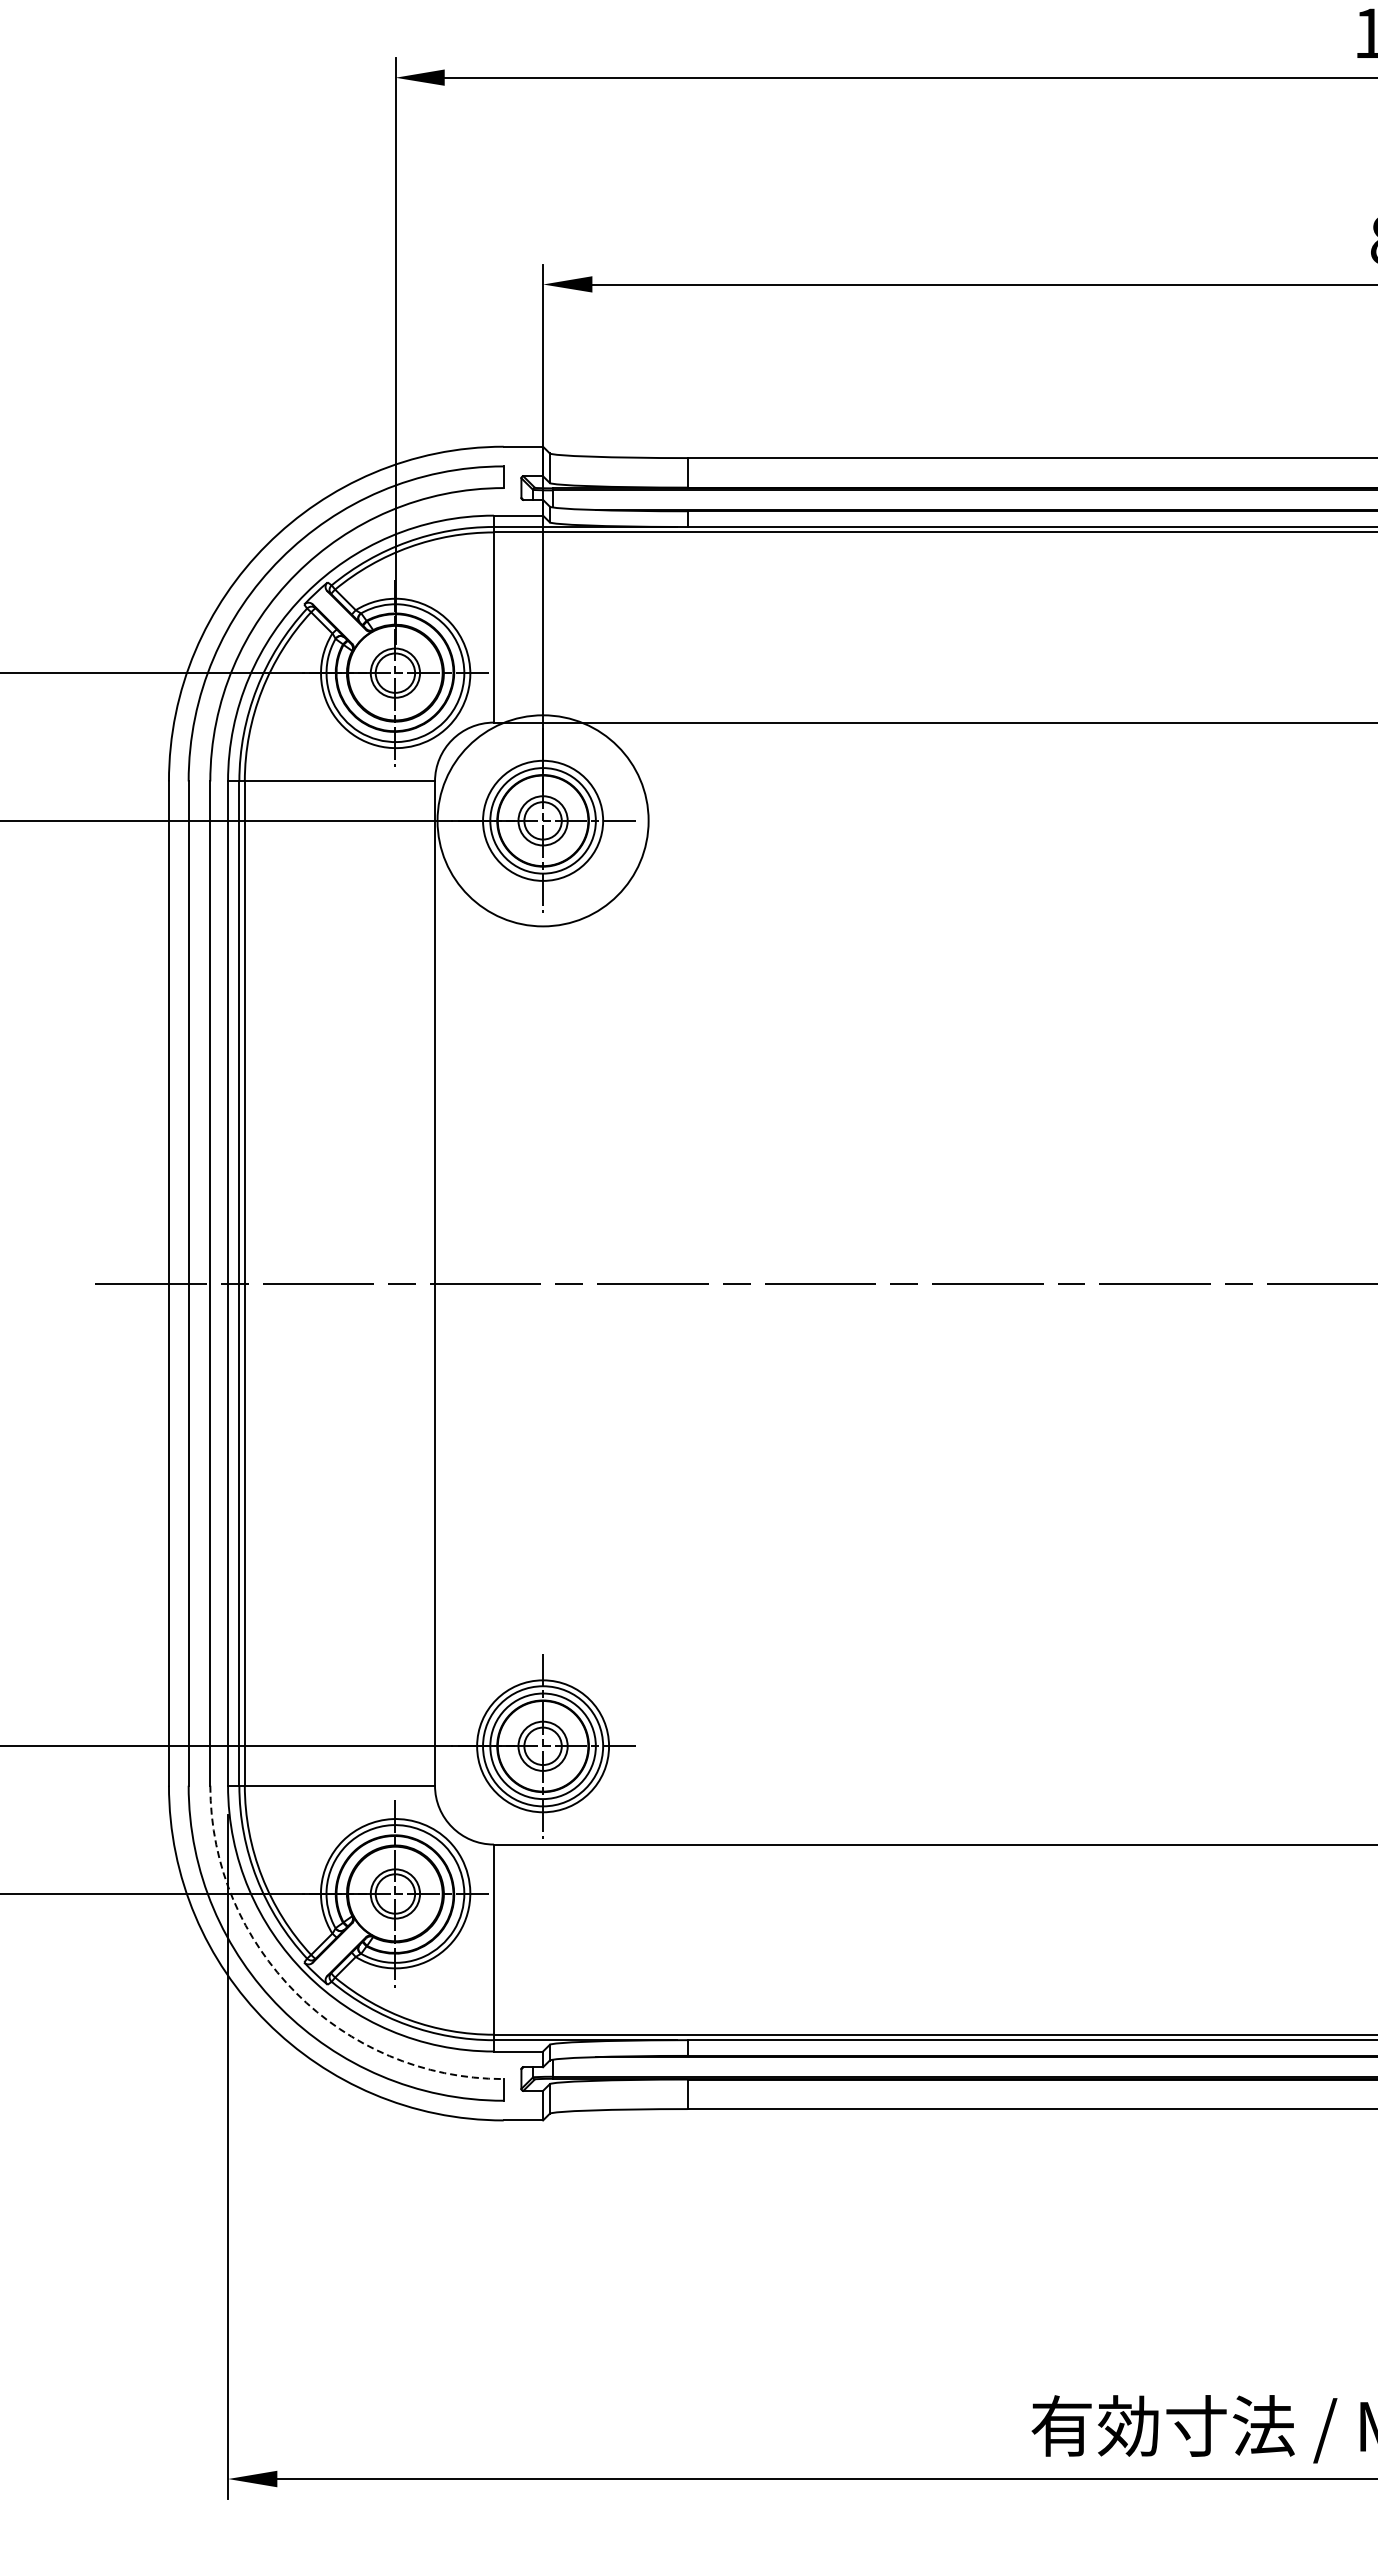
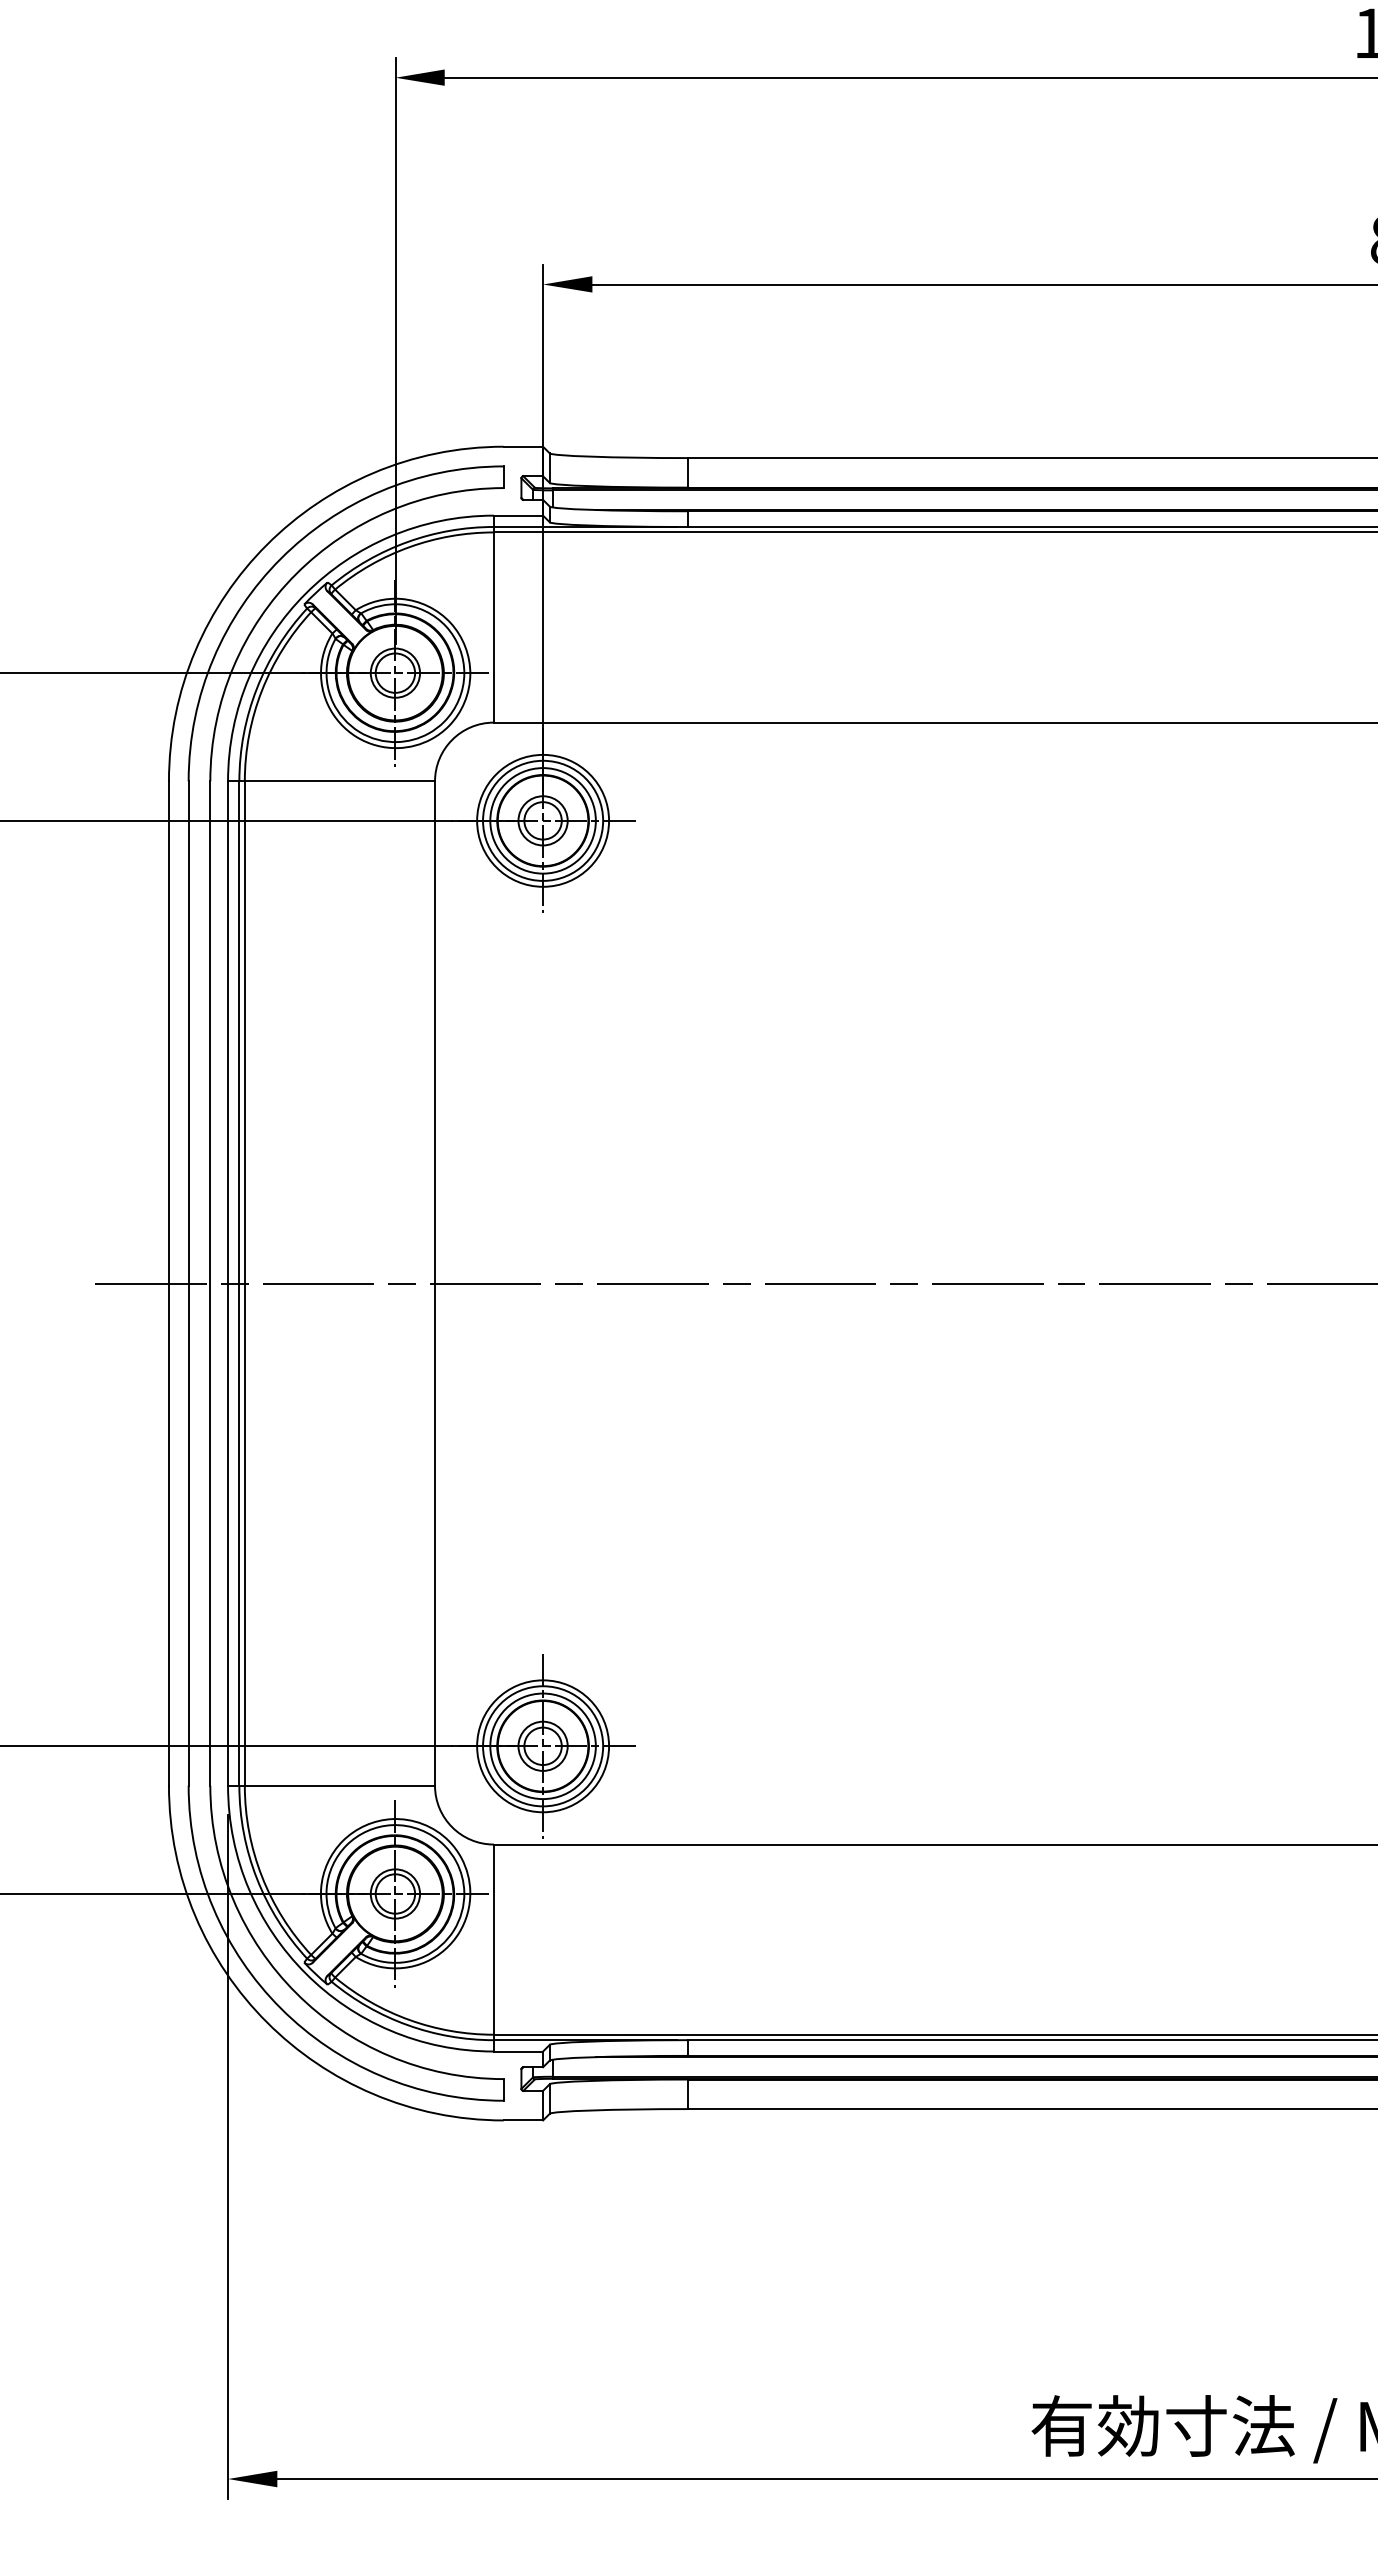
circle diameter: 211 px -> 132 px (543, 820)
arc: dashed -> solid (296, 1993)
